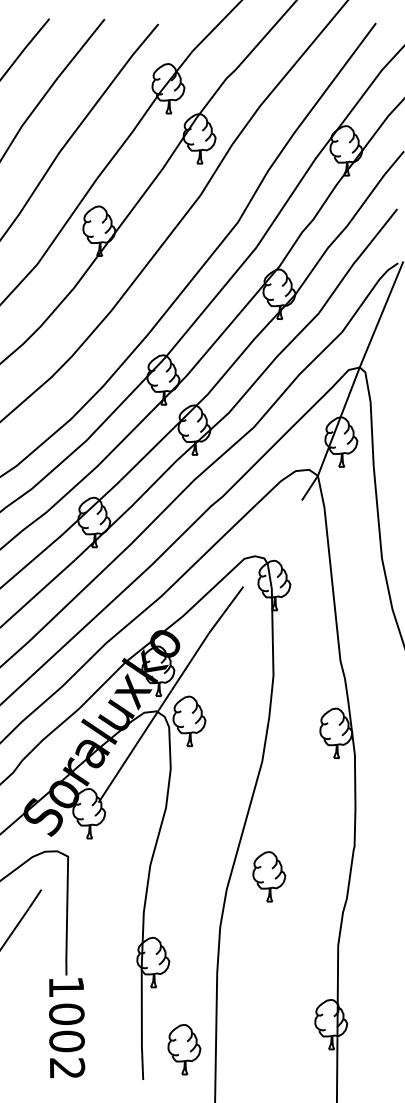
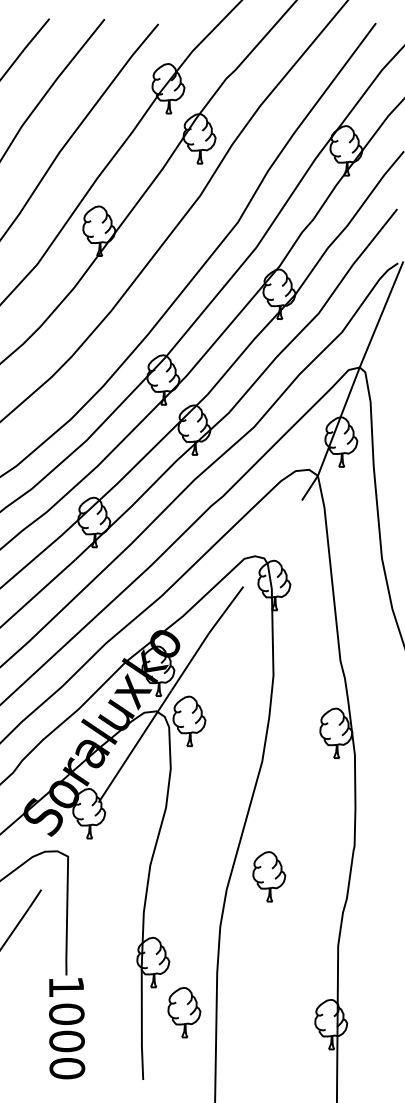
part position: (184, 1049) -> (184, 1012) (184, 1012)
text: 1002 -> 1000 (67, 1068)
